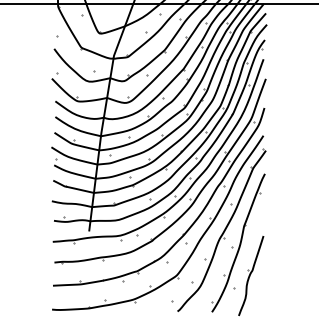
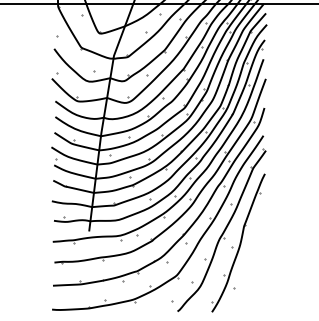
part: present -> none (251, 276)
